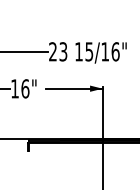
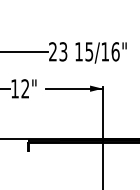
text: 16" -> 12" (25, 88)
